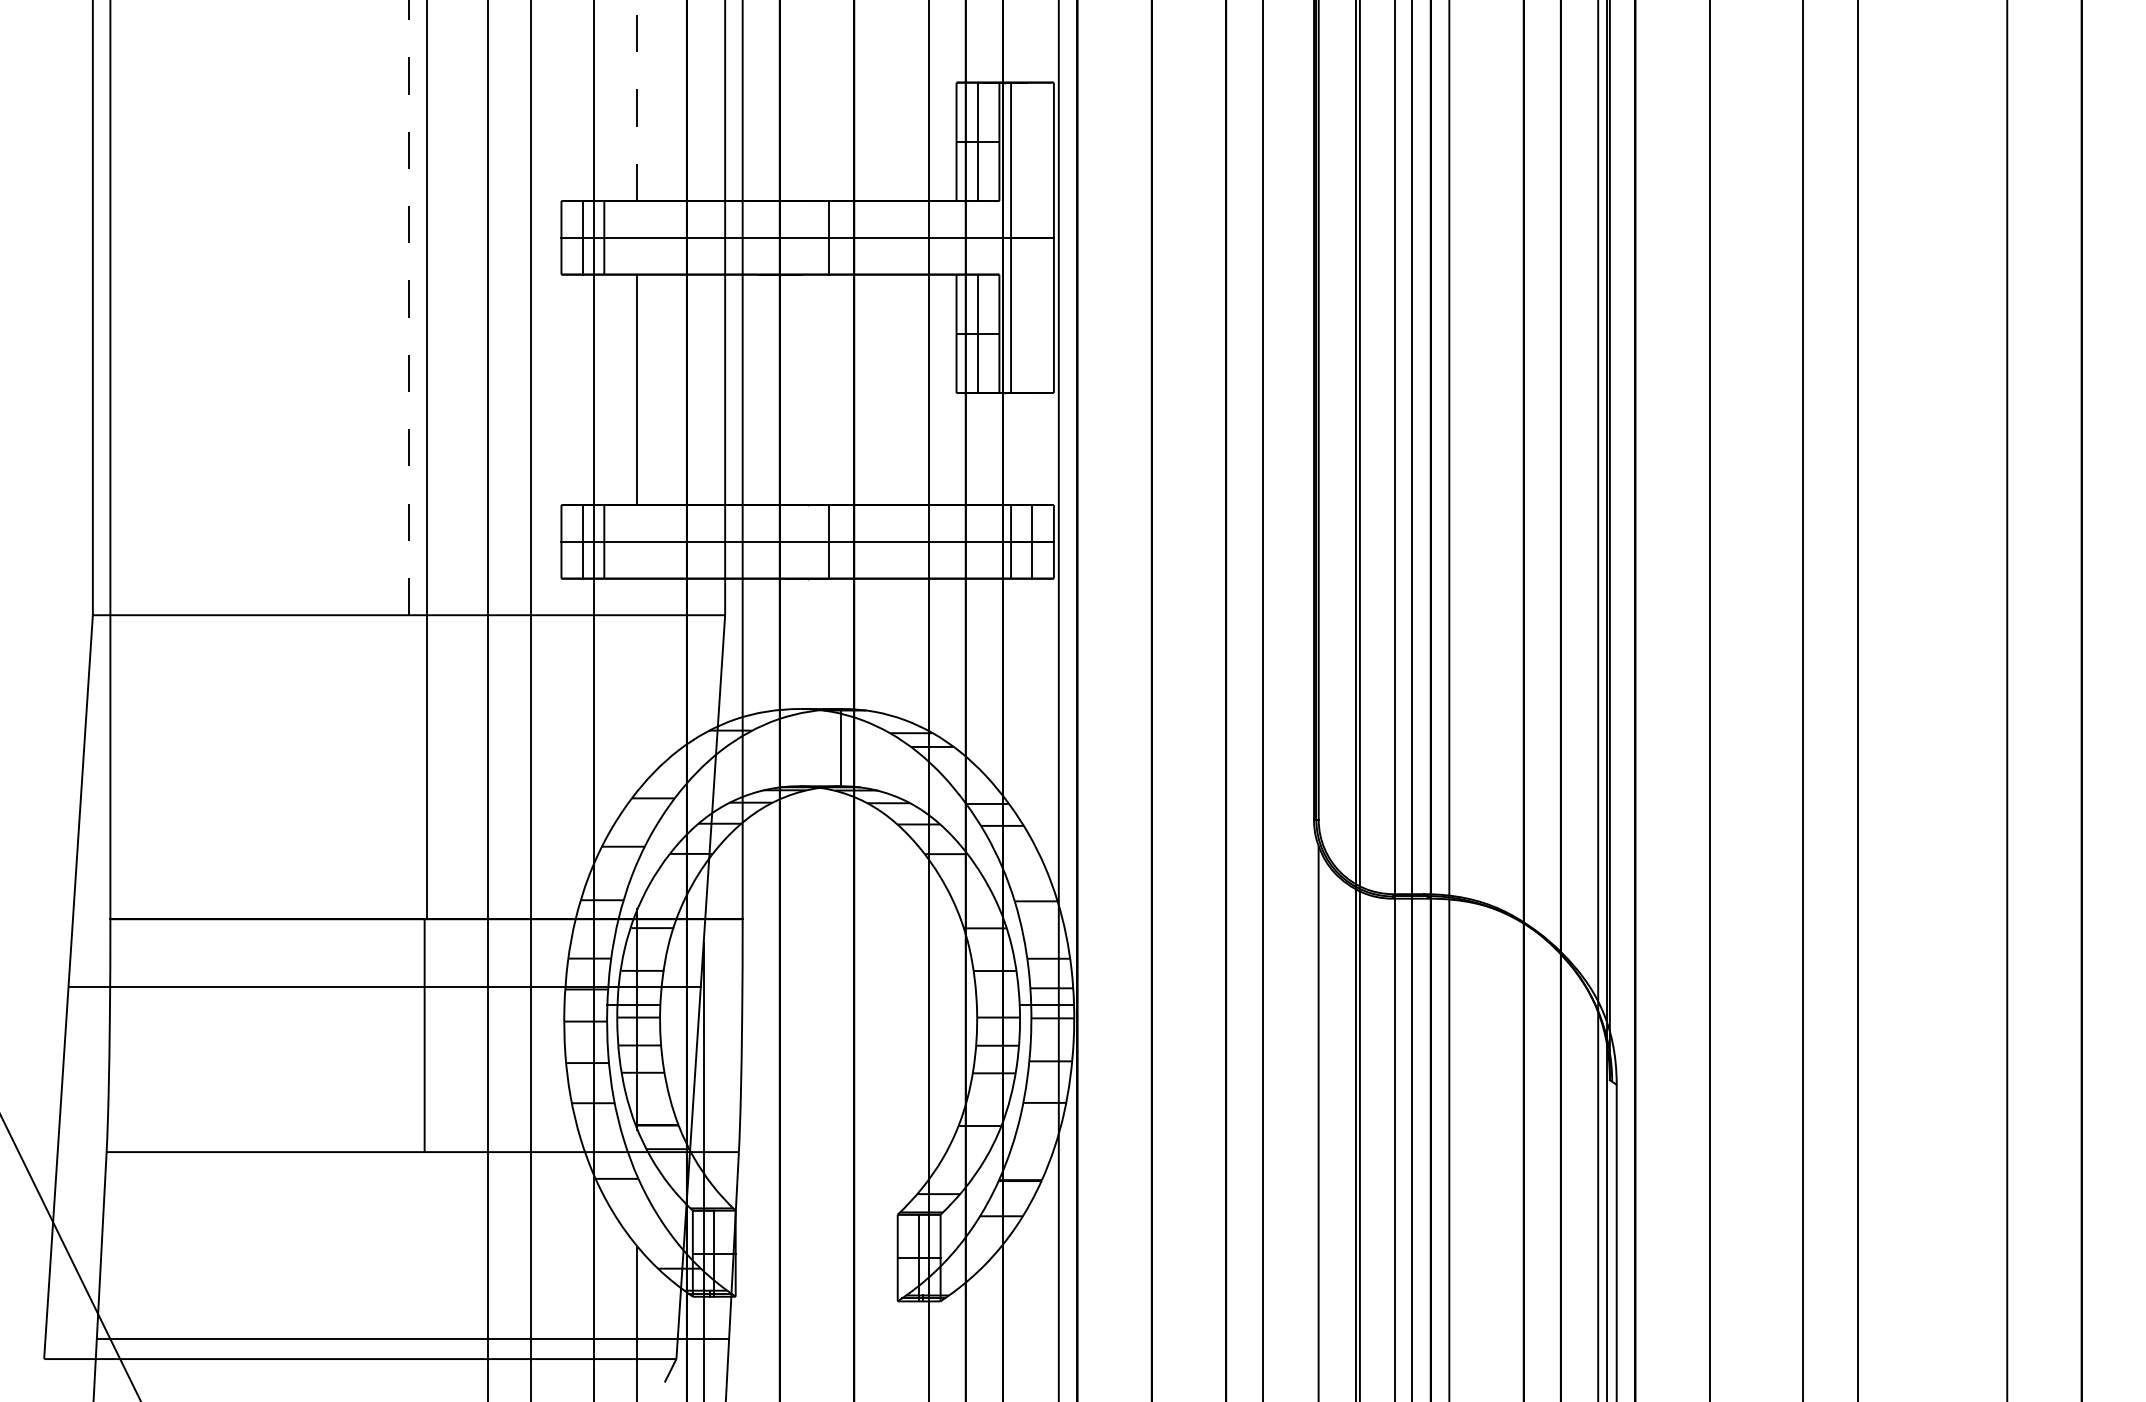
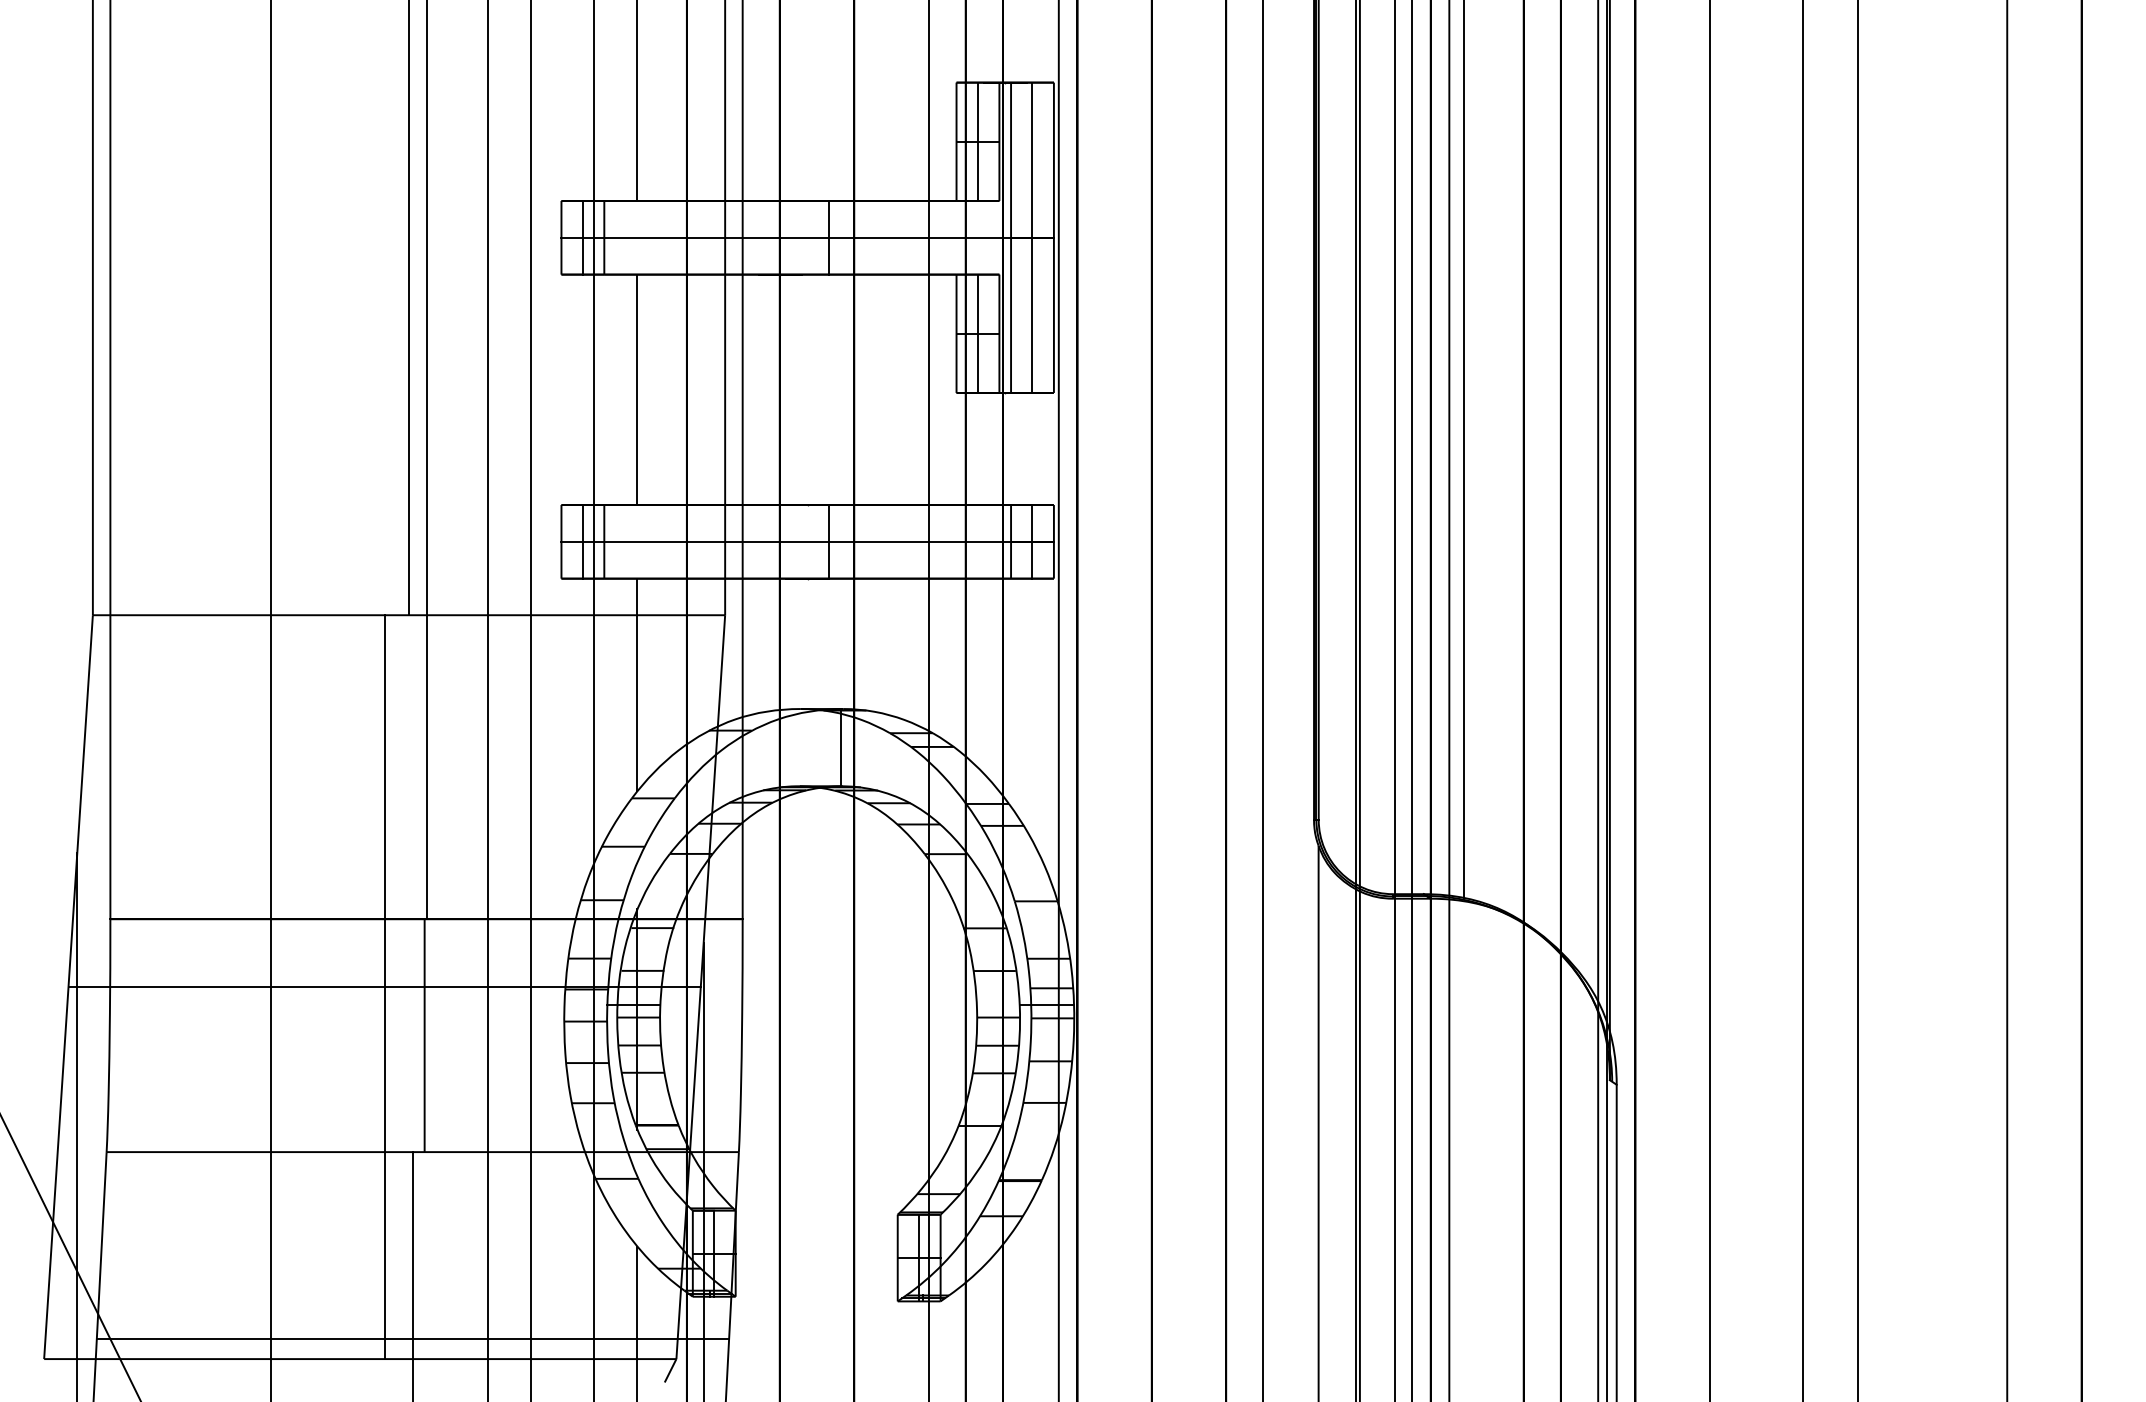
line: dashed -> solid (637, 100)
line: none -> present (1032, 237)
line: dashed -> solid (409, 307)
line: none -> present (1464, 449)
line: none -> present (637, 684)
line: none -> present (271, 700)
line: none -> present (384, 987)
line: none -> present (77, 1125)
line: none -> present (412, 1275)
